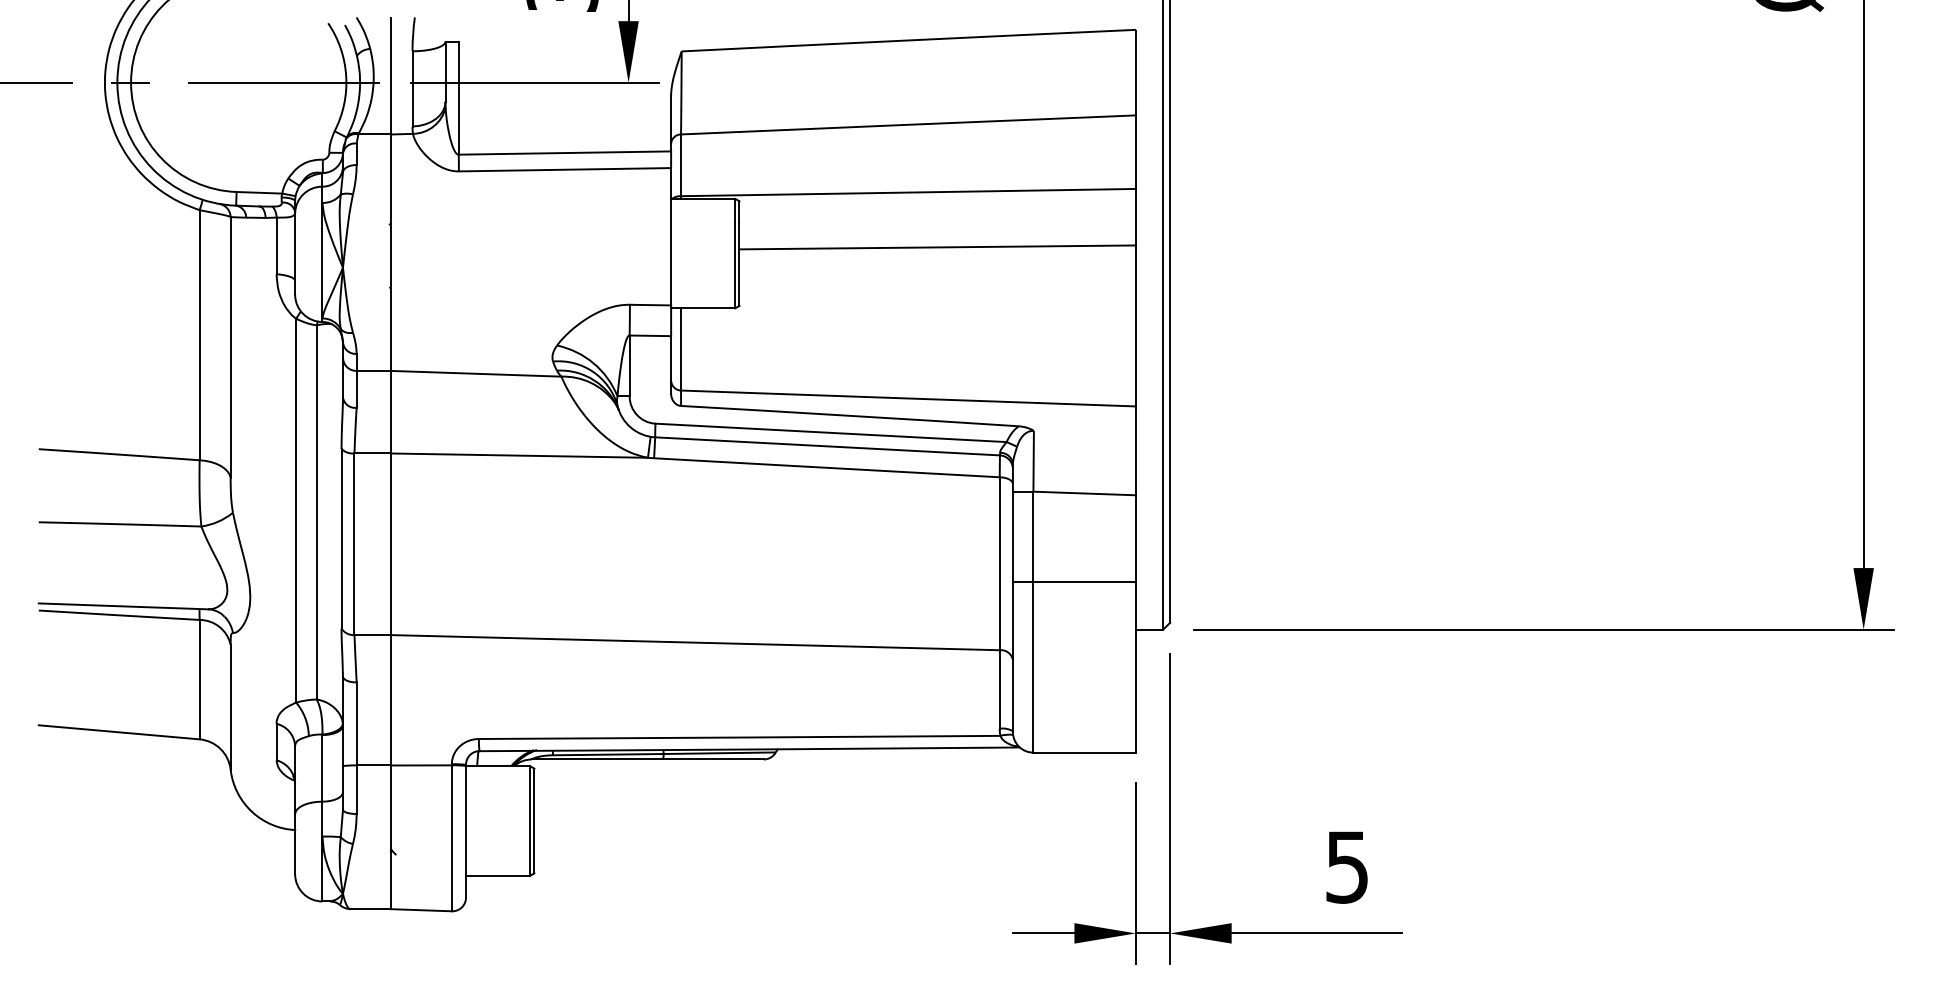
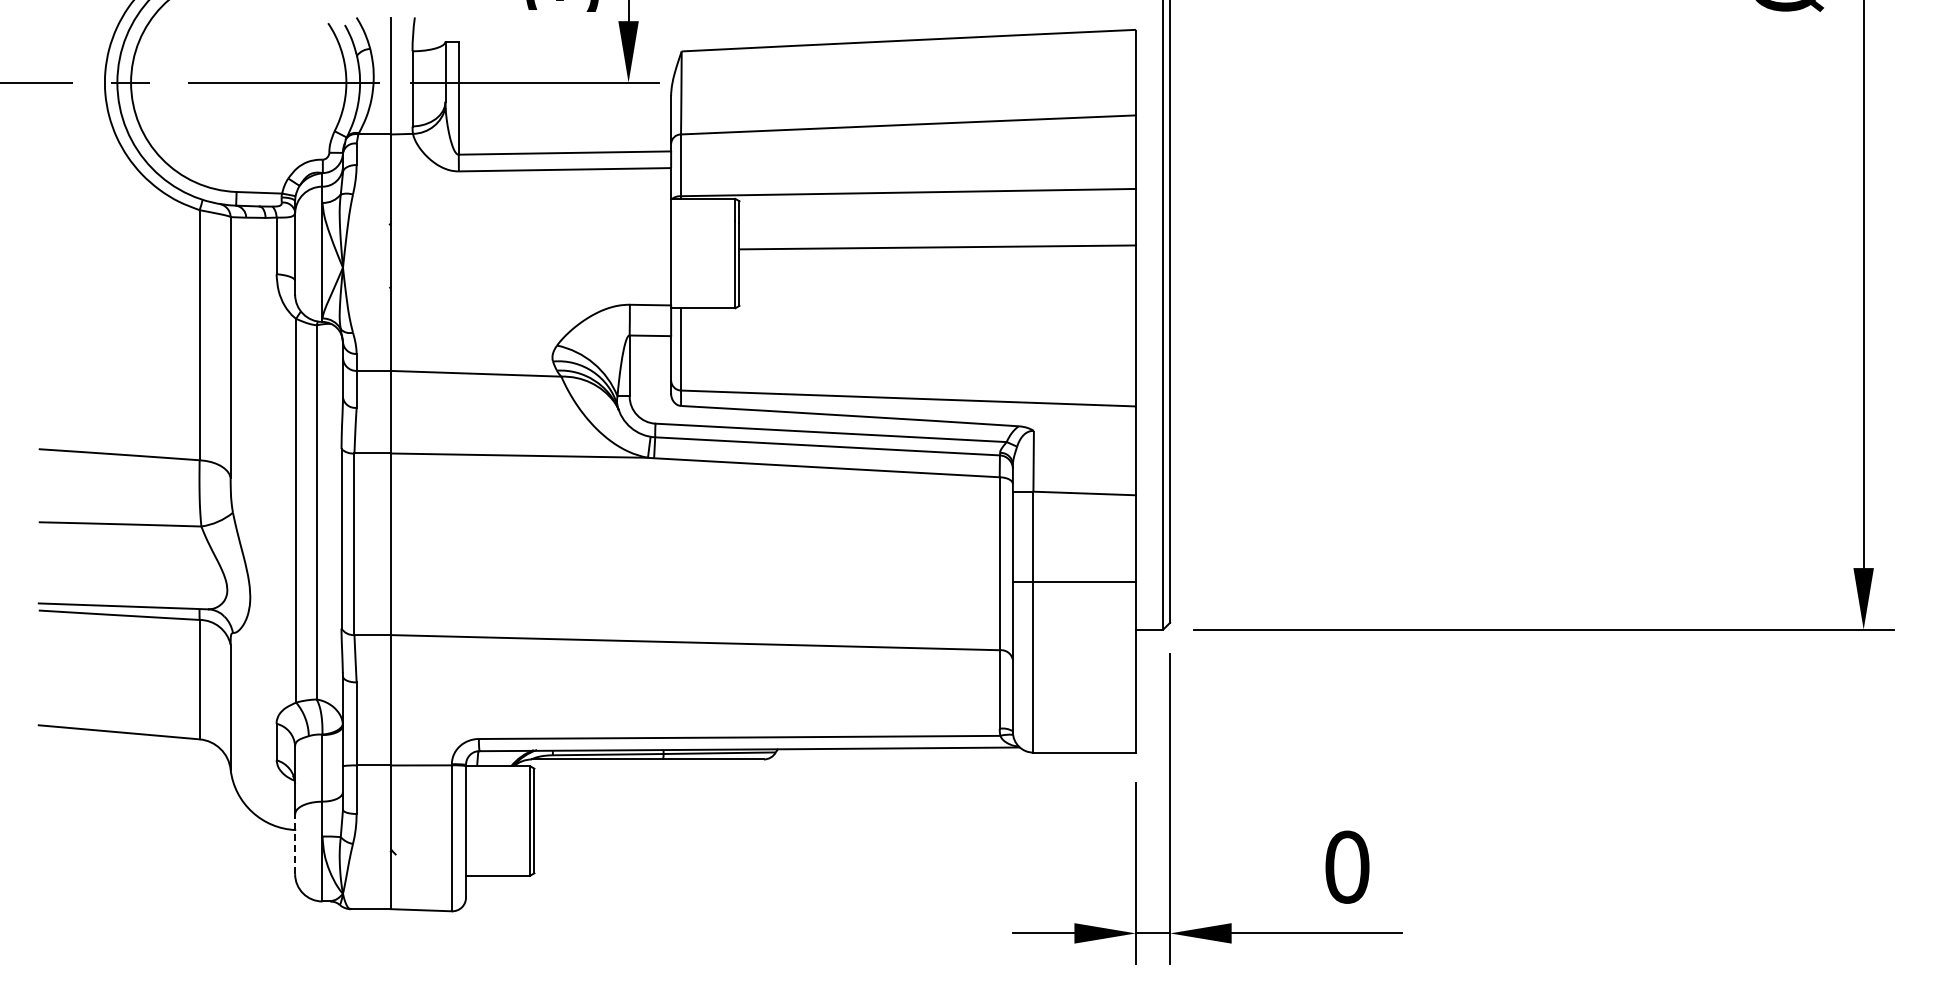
line: solid -> dashed (295, 844)
text: 5 -> 0 (1347, 866)
